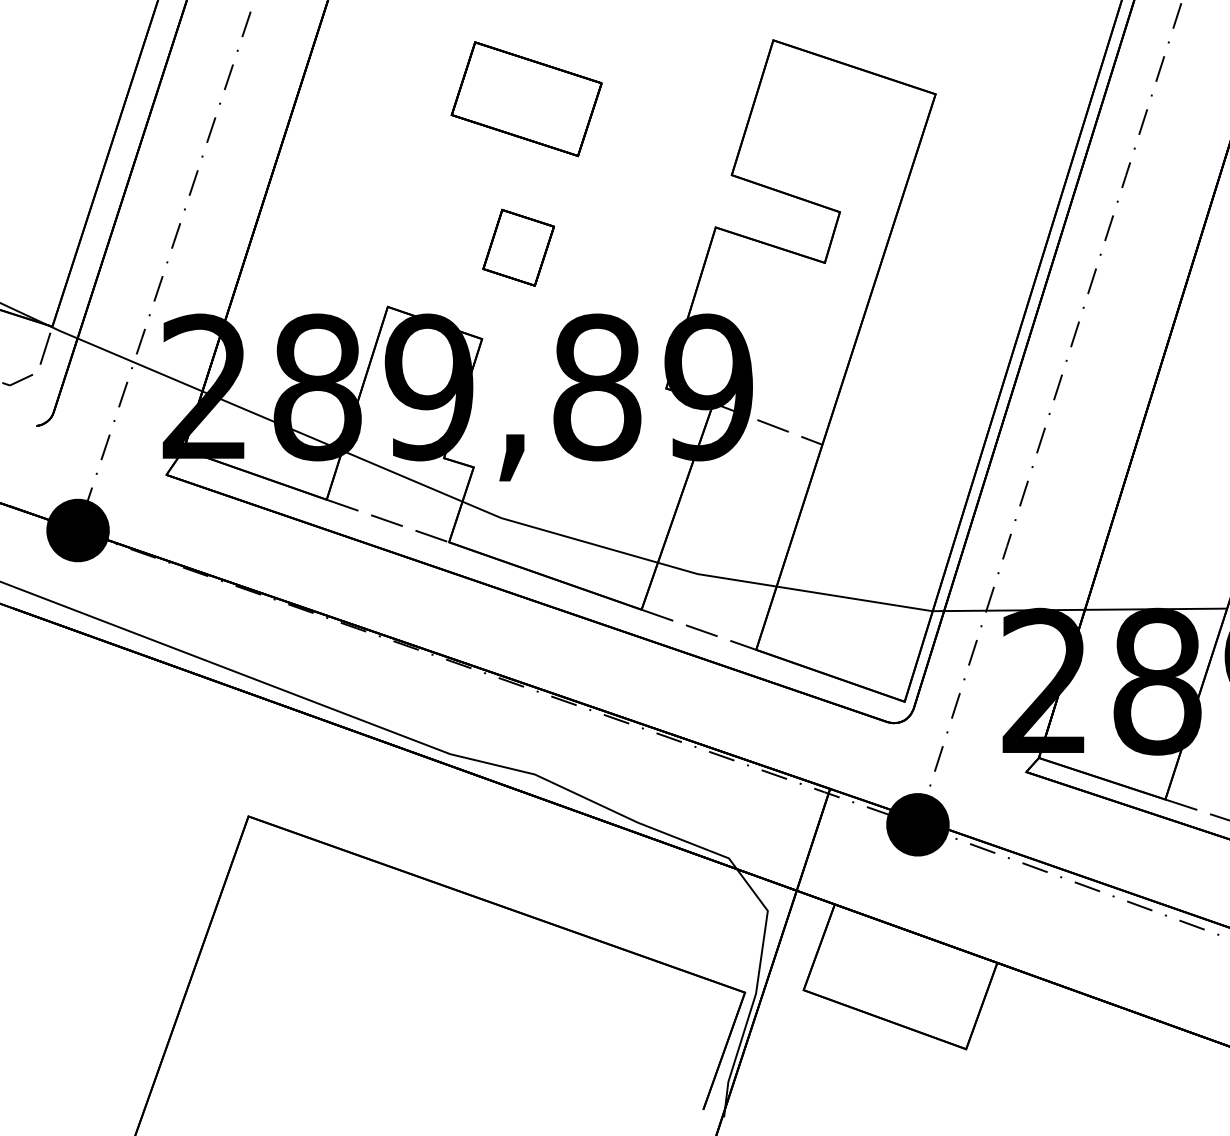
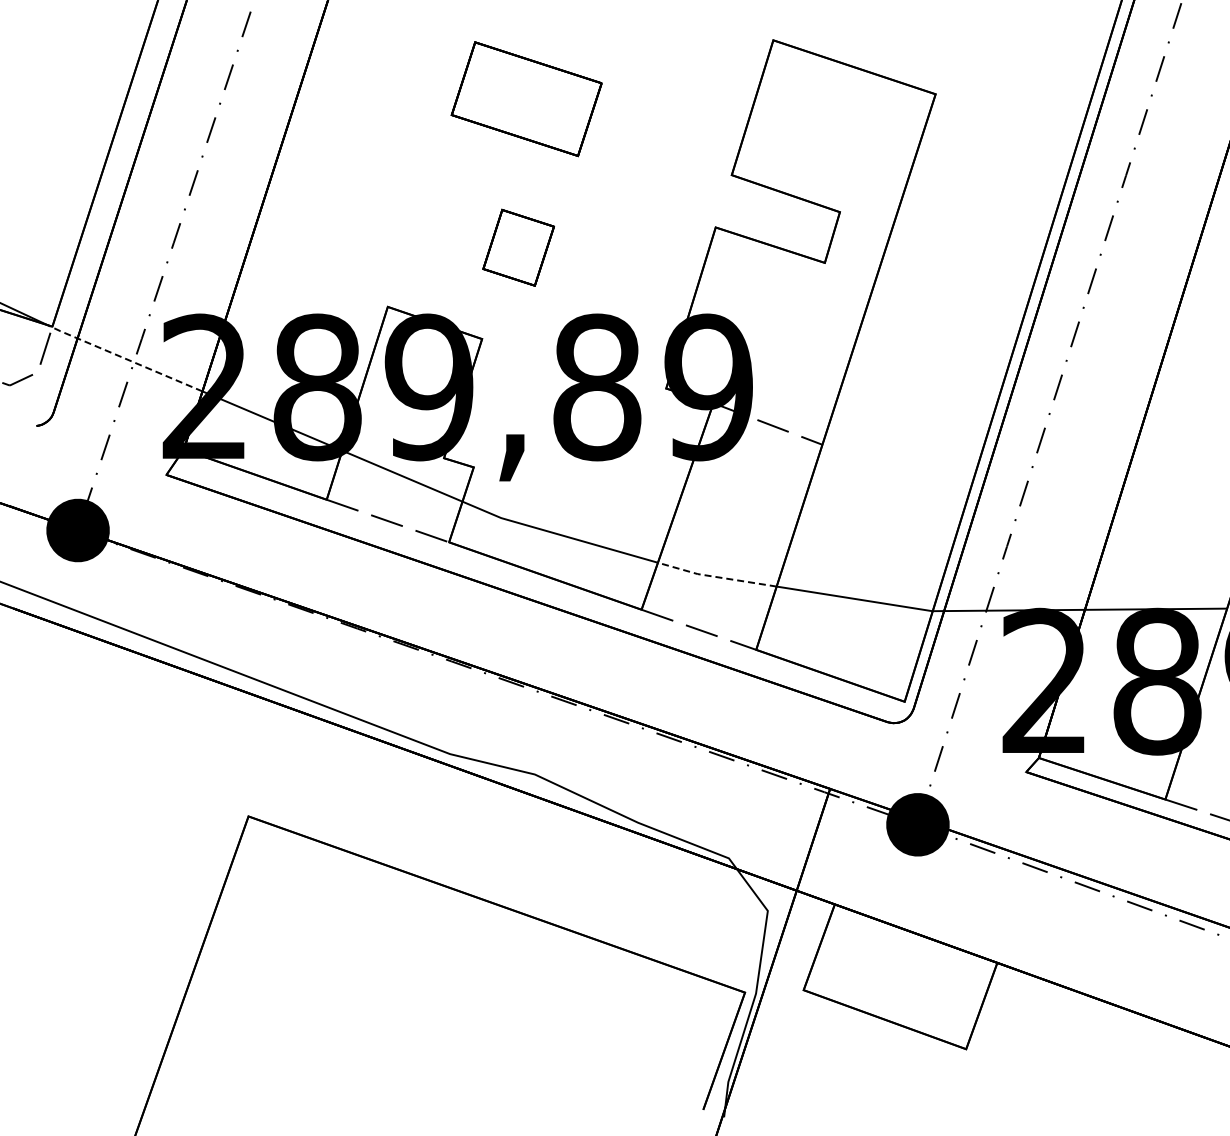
line: solid -> dashed (123, 357)
line: solid -> dashed (715, 576)
